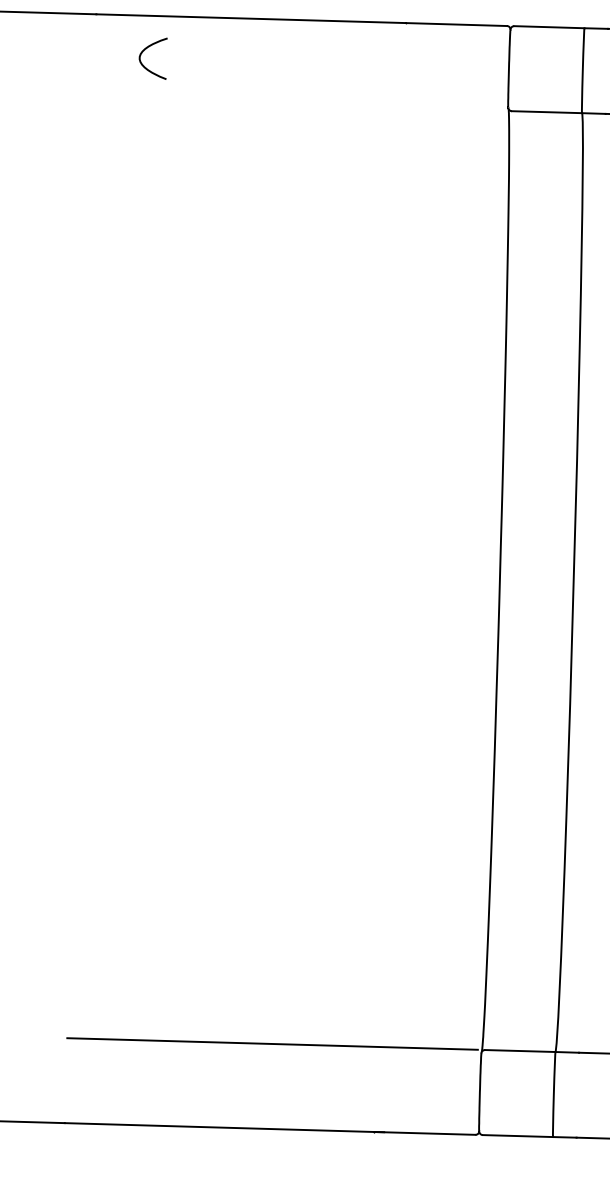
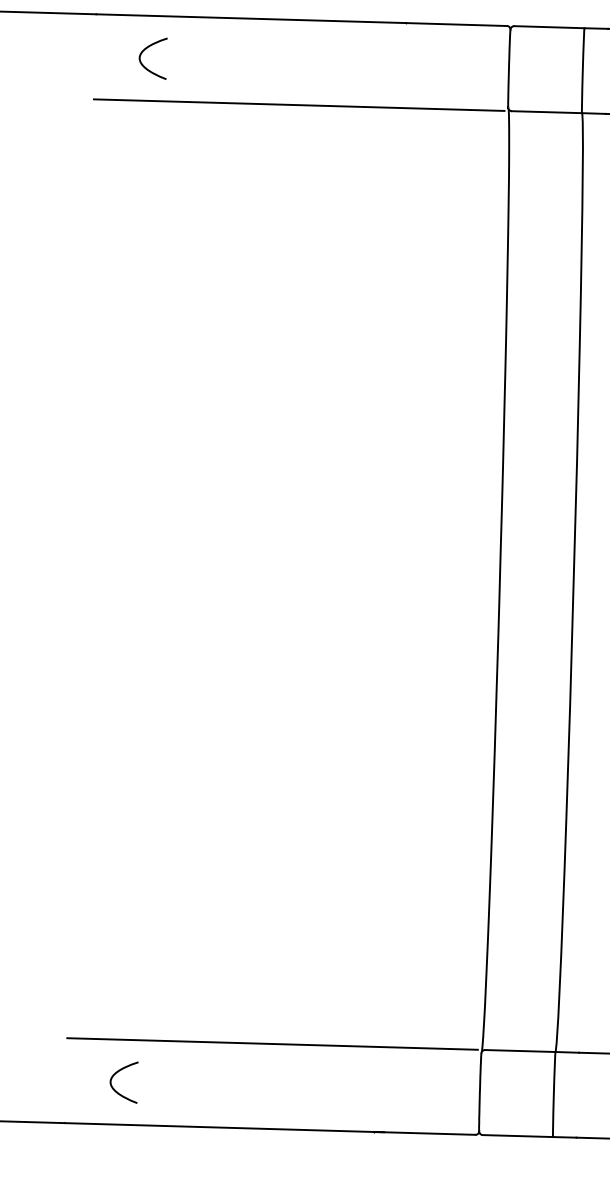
line: none -> present (298, 104)
curve: none -> present (115, 1089)
